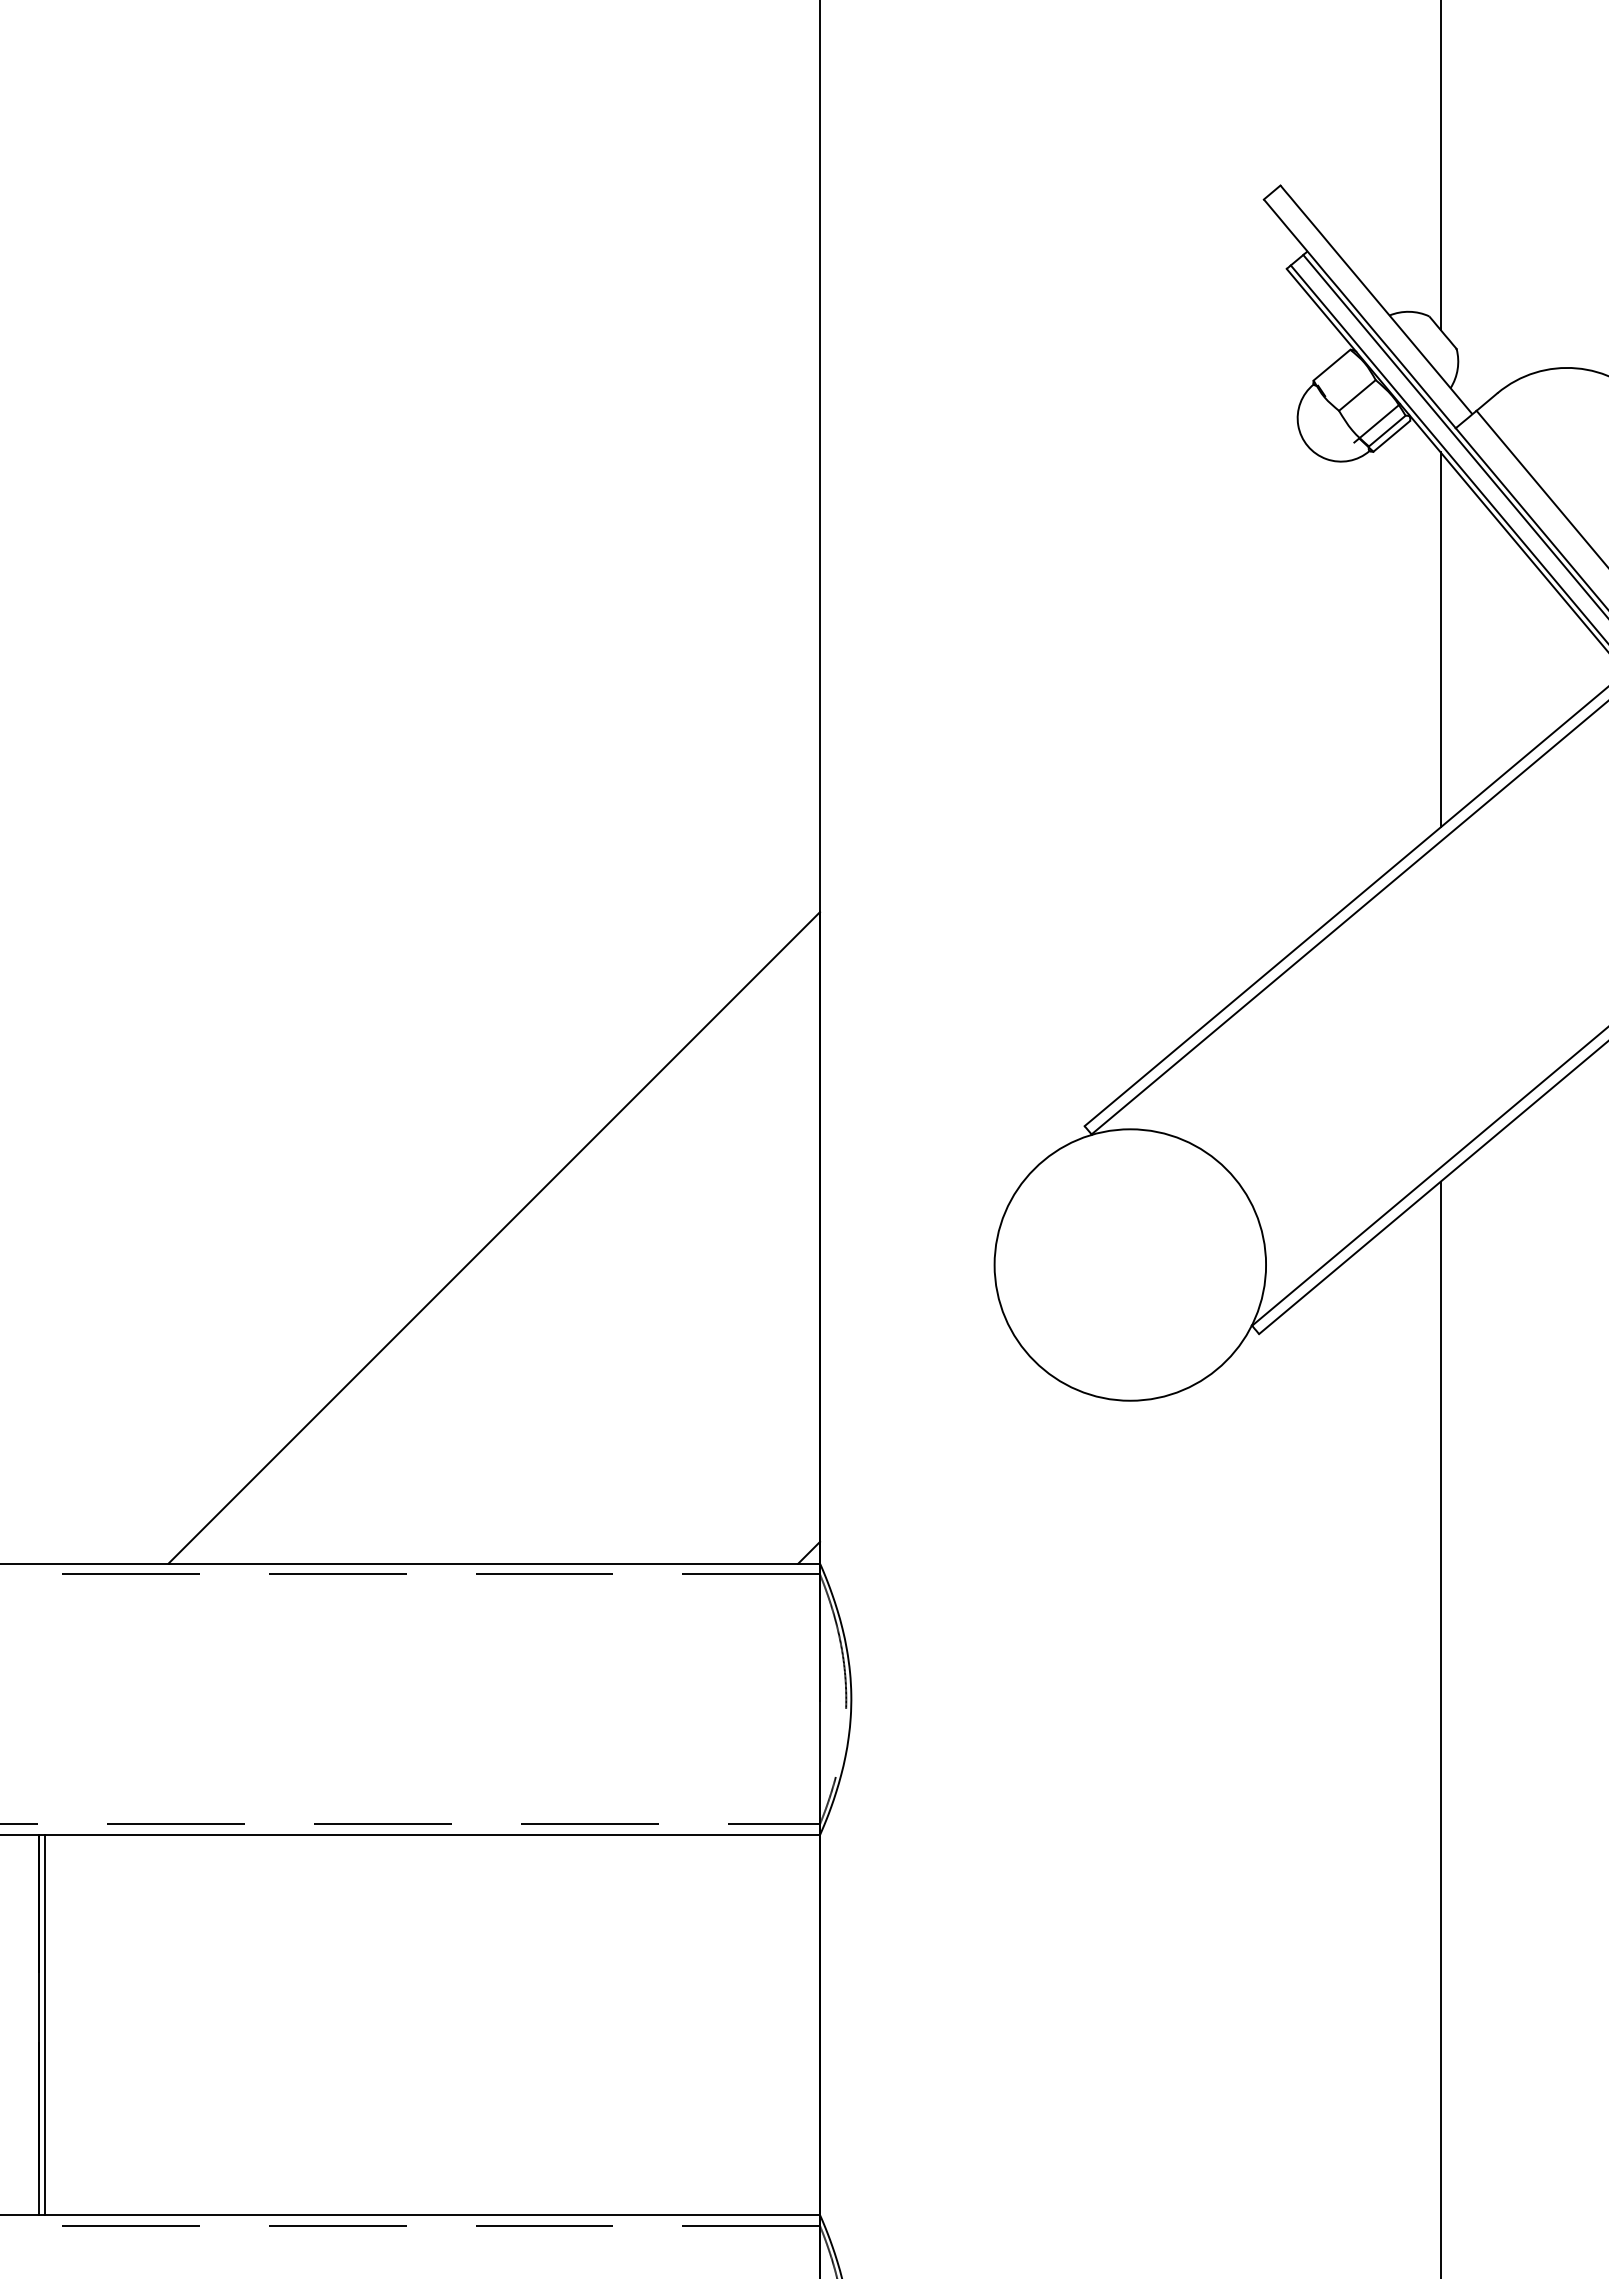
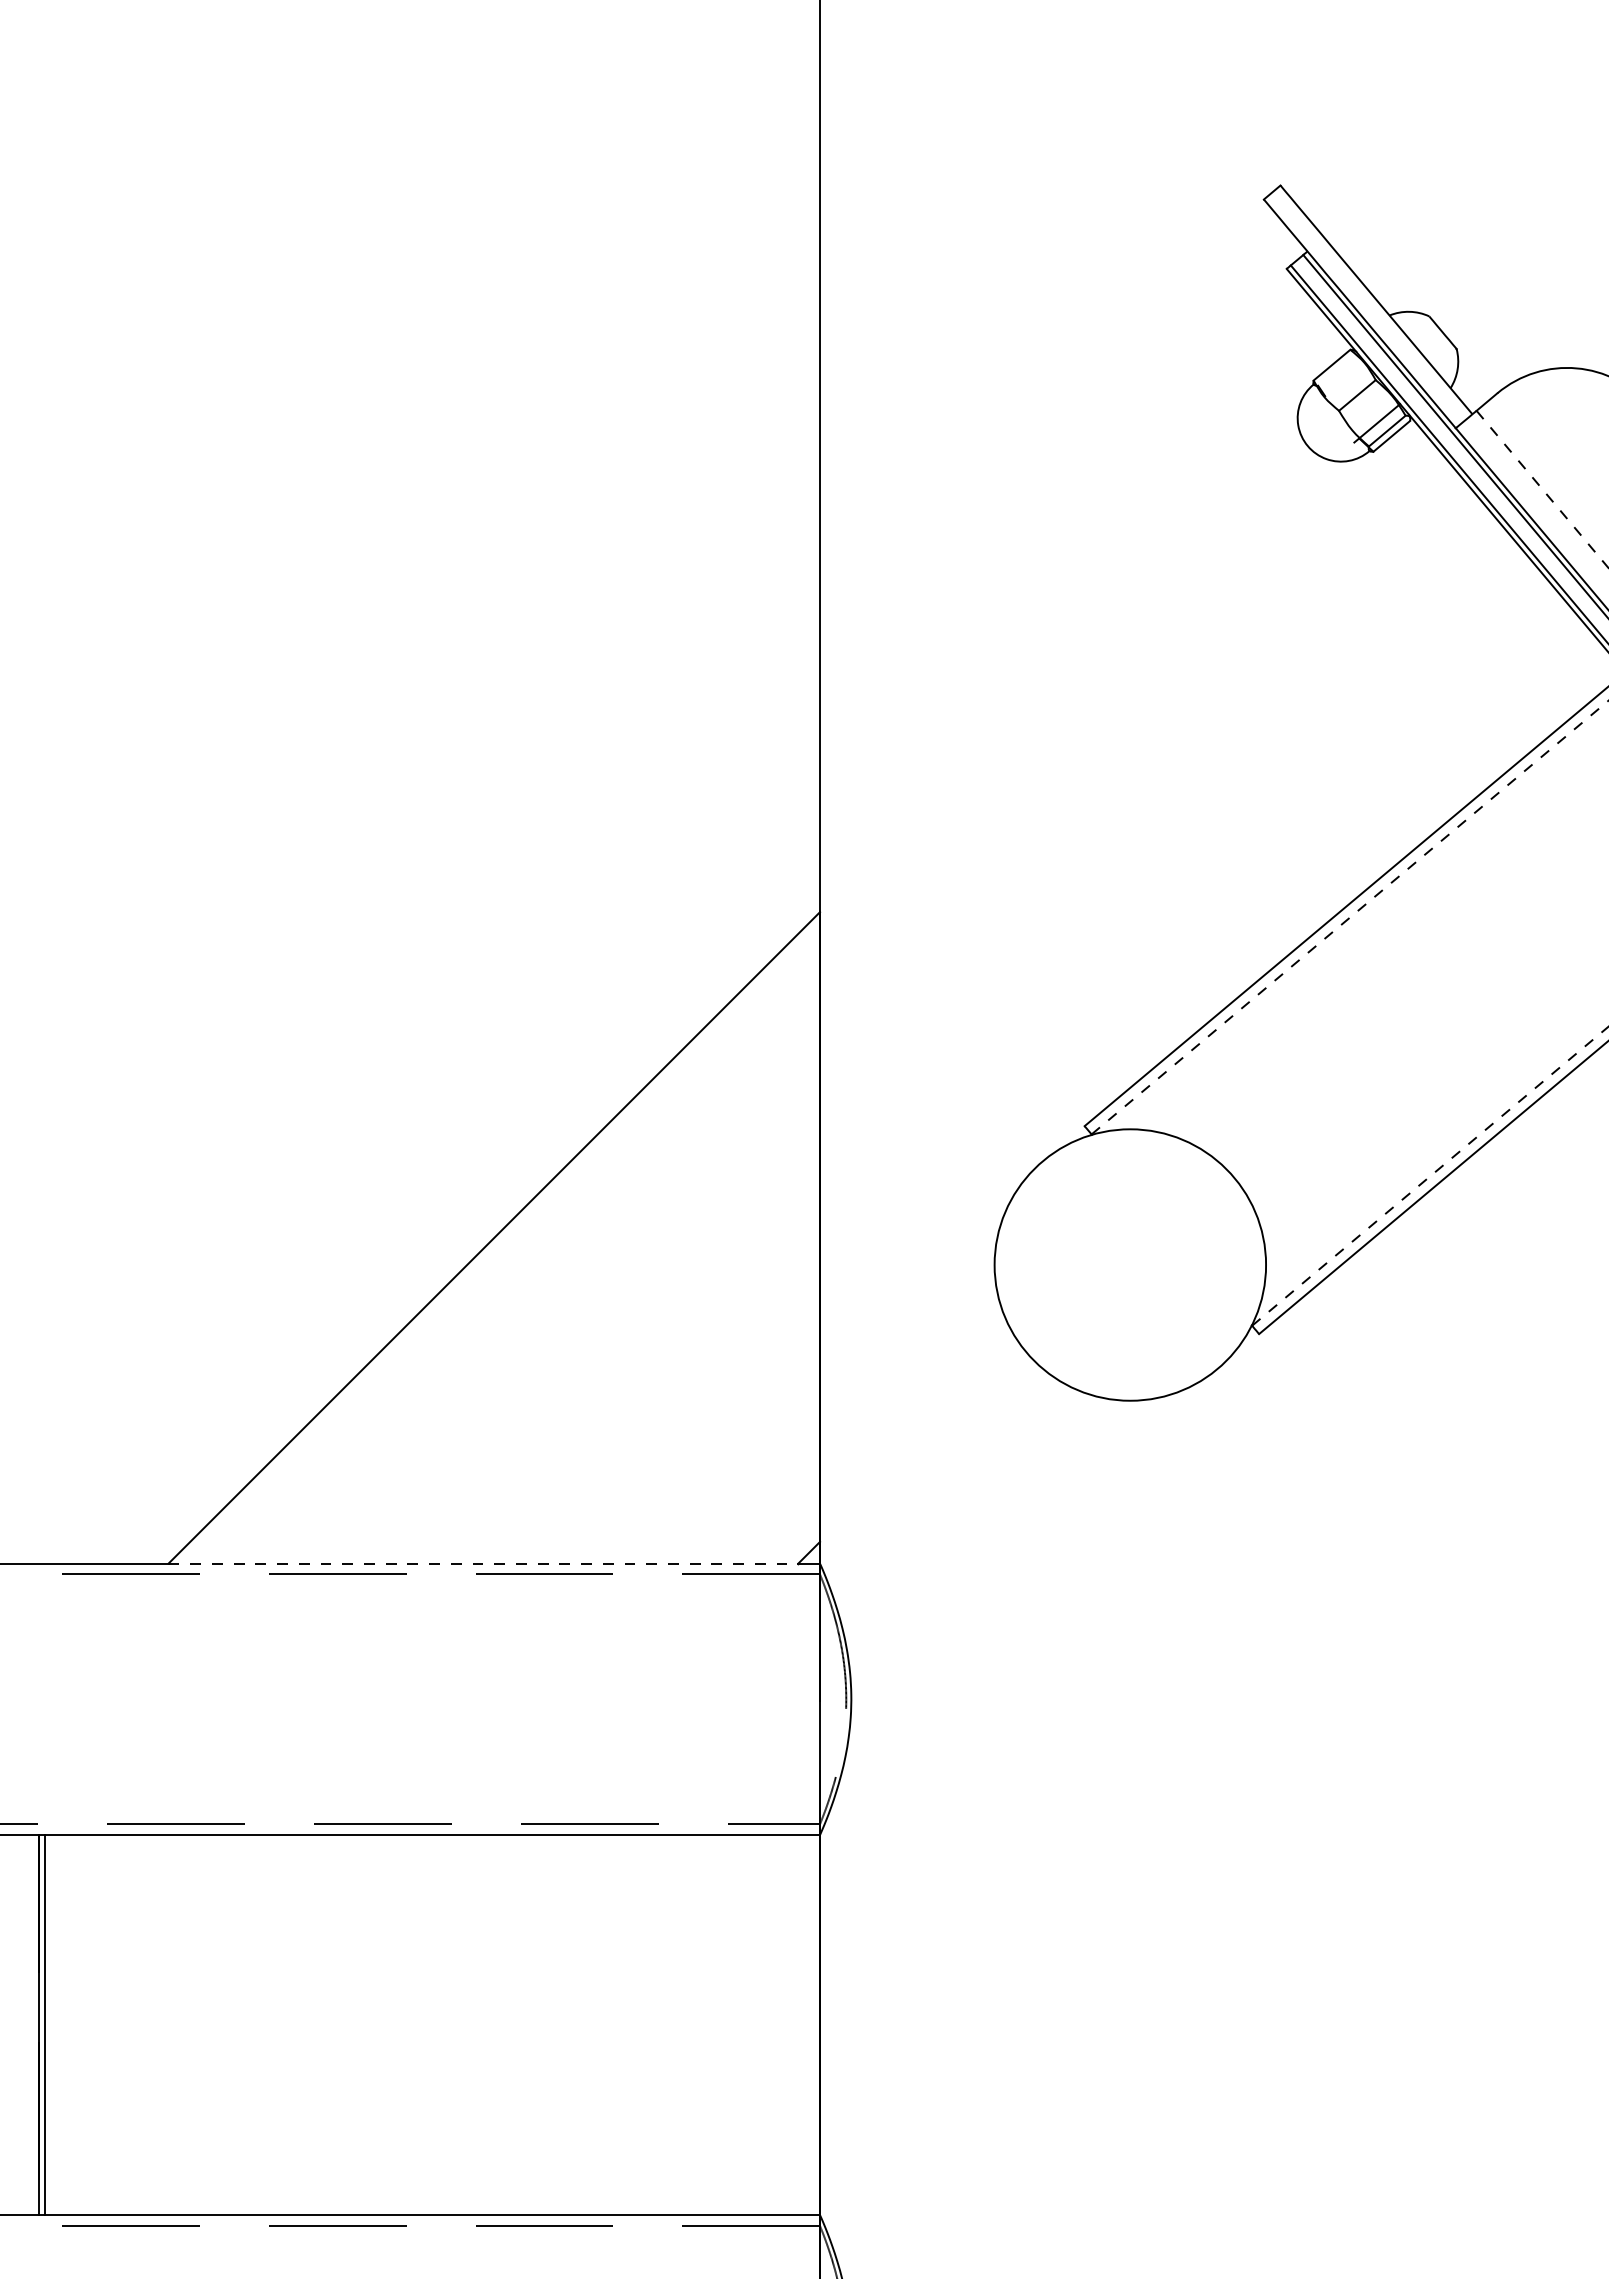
line: present -> none (1440, 165)
line: solid -> dashed (1542, 489)
line: present -> none (1440, 639)
line: solid -> dashed (1349, 917)
line: solid -> dashed (1429, 1176)
line: solid -> dashed (483, 1563)
line: present -> none (1440, 1728)
